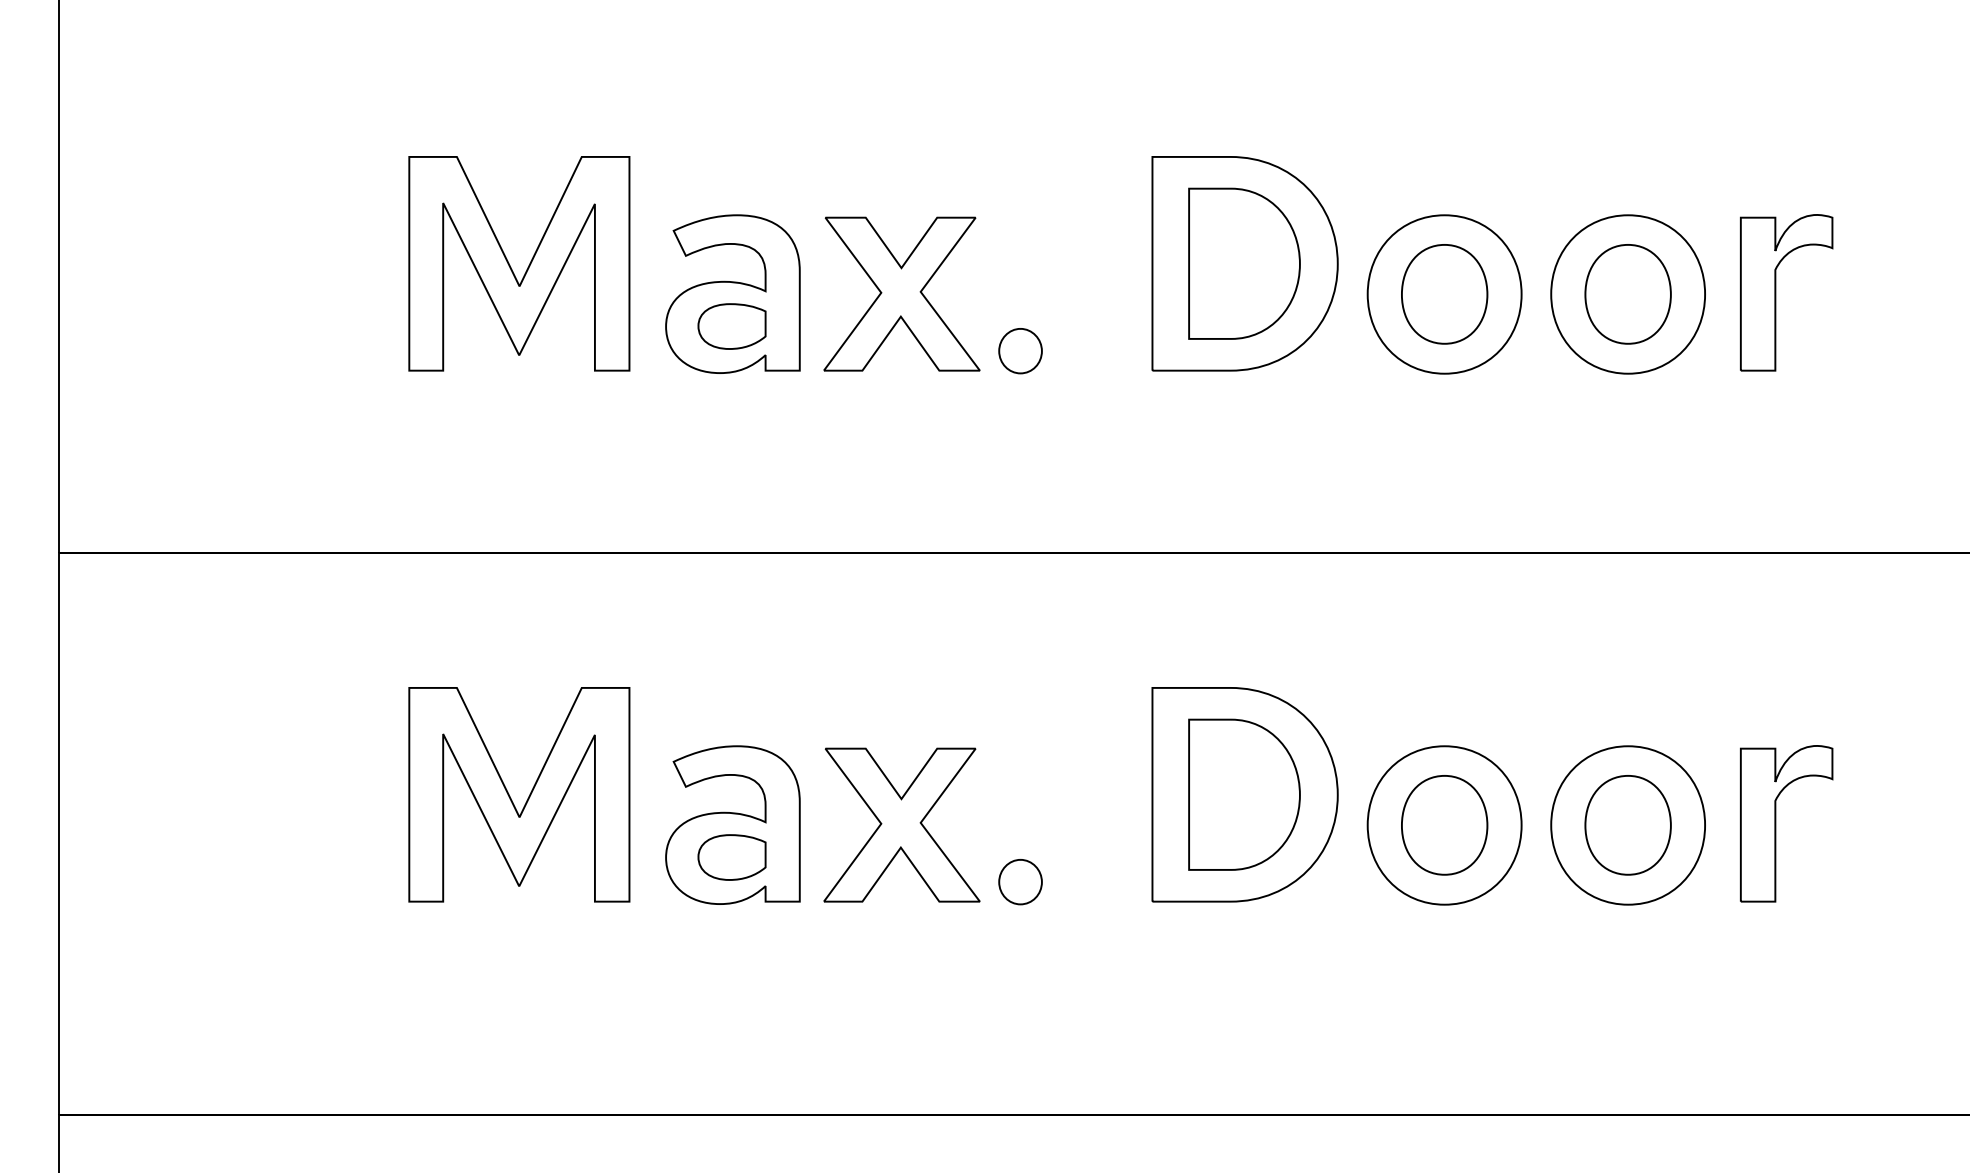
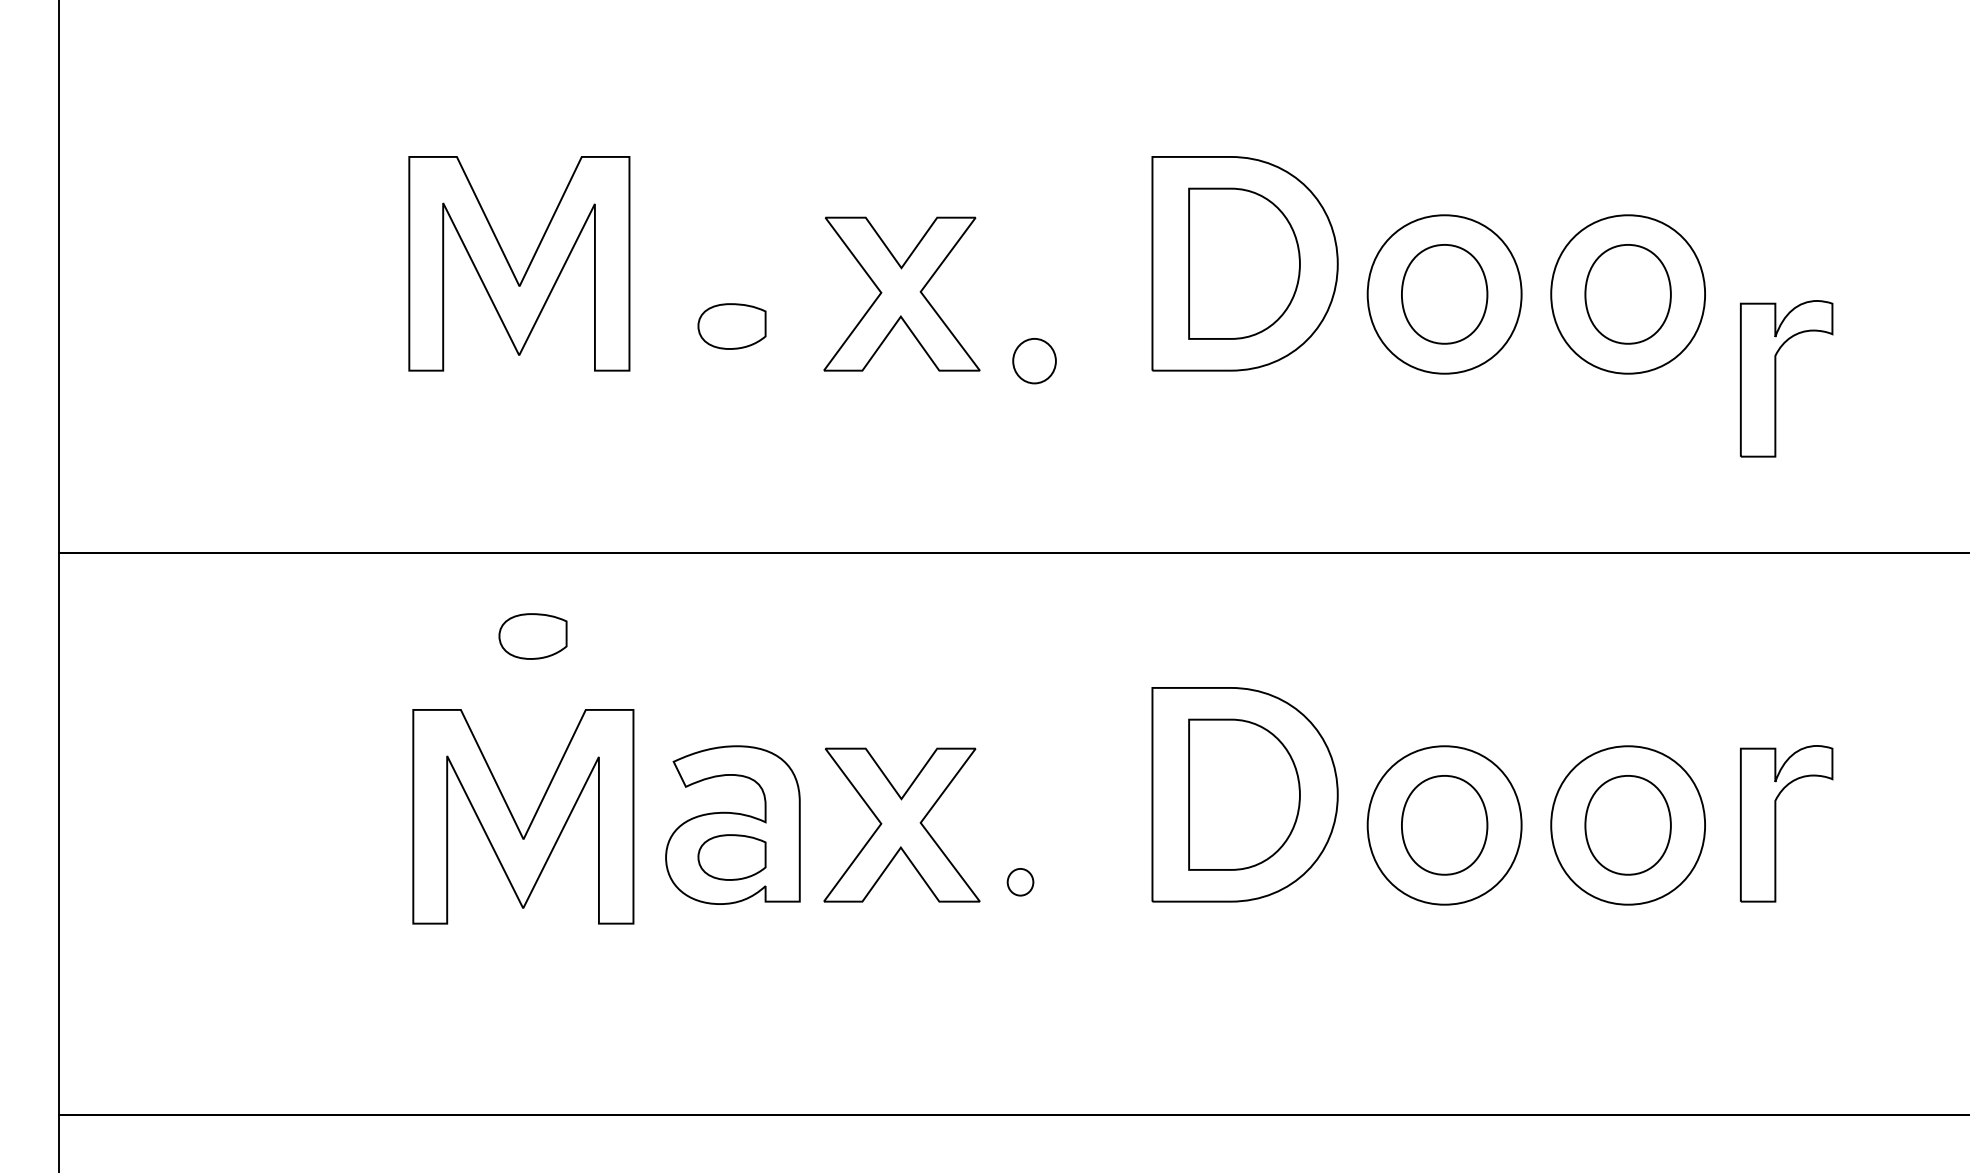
part position: (1776, 292) -> (1776, 378) (1776, 378)
part: present -> none (732, 293)
part position: (1020, 351) -> (1034, 361) (1034, 361)
part: none -> present (532, 636)
part position: (511, 798) -> (515, 820) (515, 820)
part size: 45x47 px -> 29x29 px (1020, 882)
